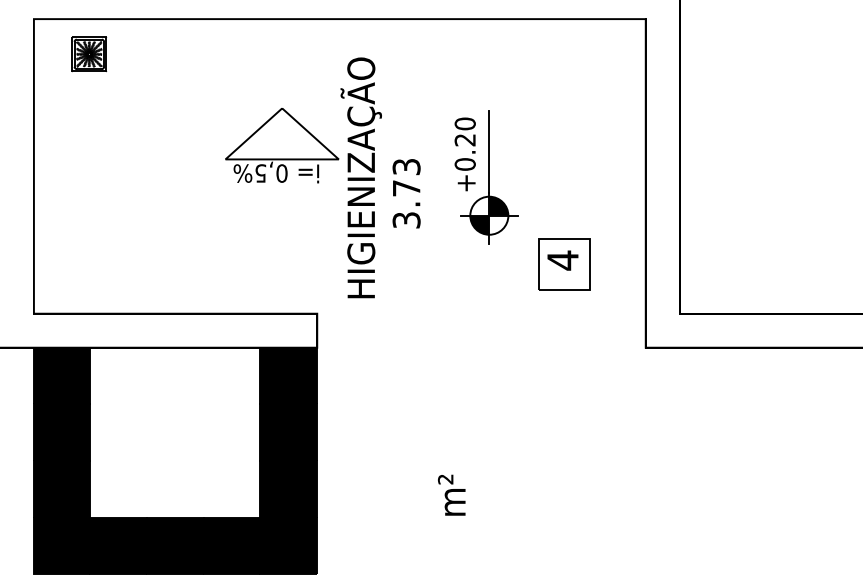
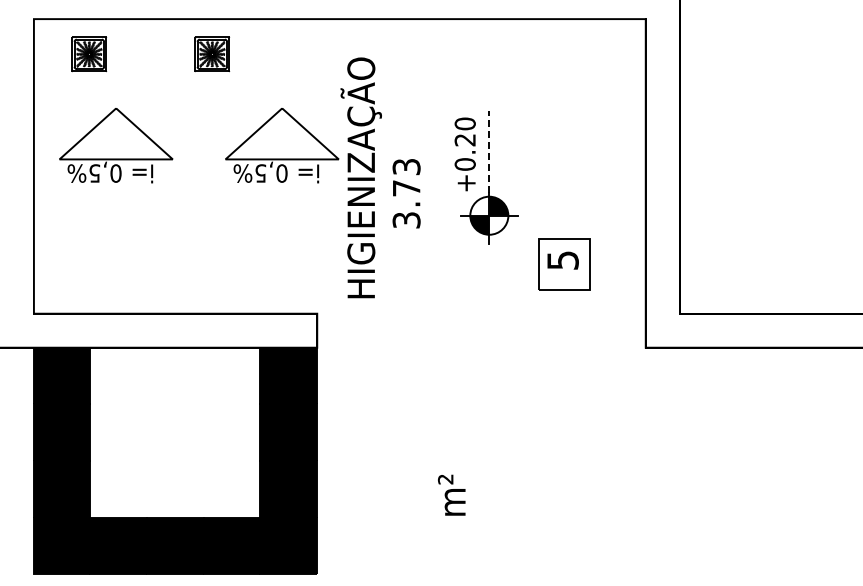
part: none -> present (212, 54)
part: none -> present (116, 145)
line: solid -> dashed (489, 152)
text: 4 -> 5 (562, 260)
